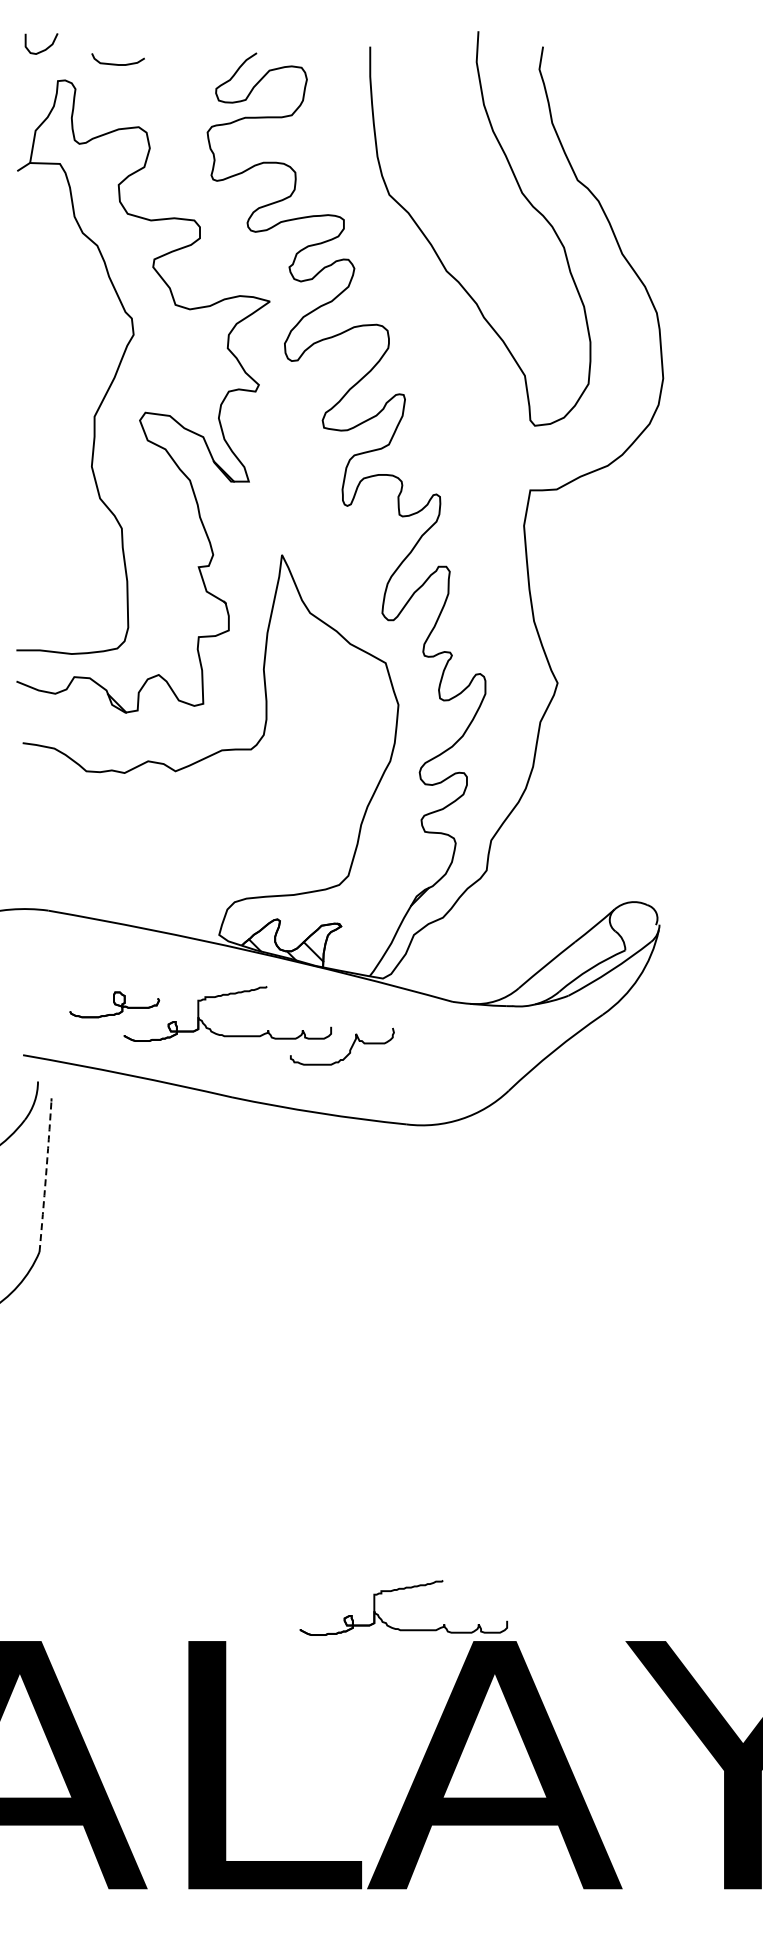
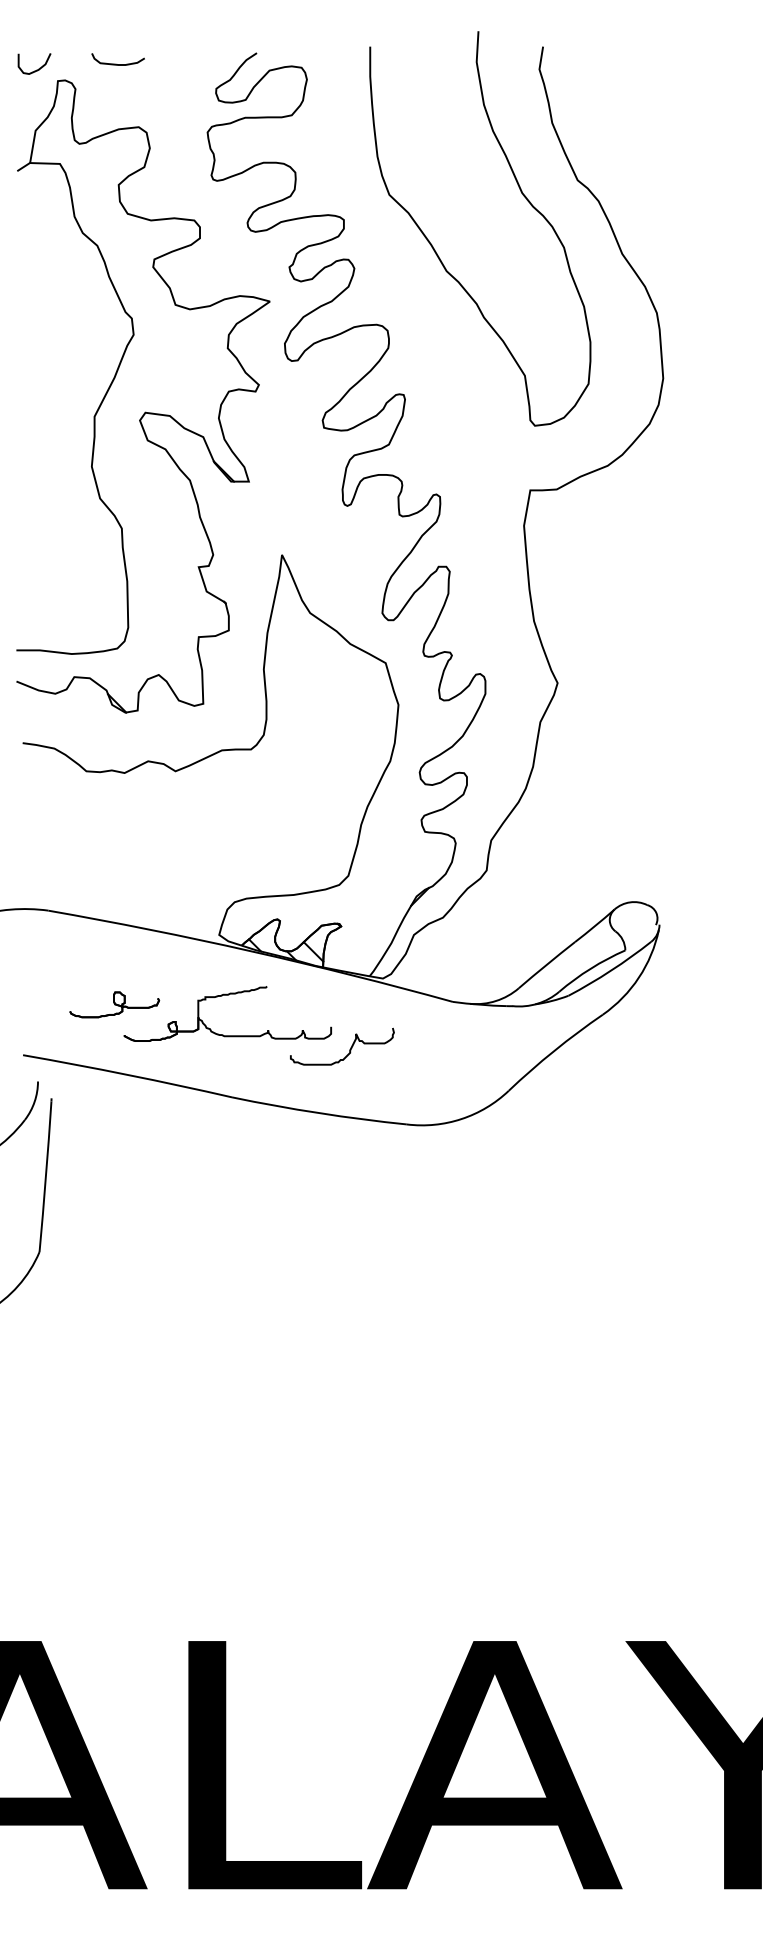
curve position: (43, 49) -> (36, 69) (36, 69)
arc: dashed -> solid (45, 1176)
part: present -> none (398, 1590)
